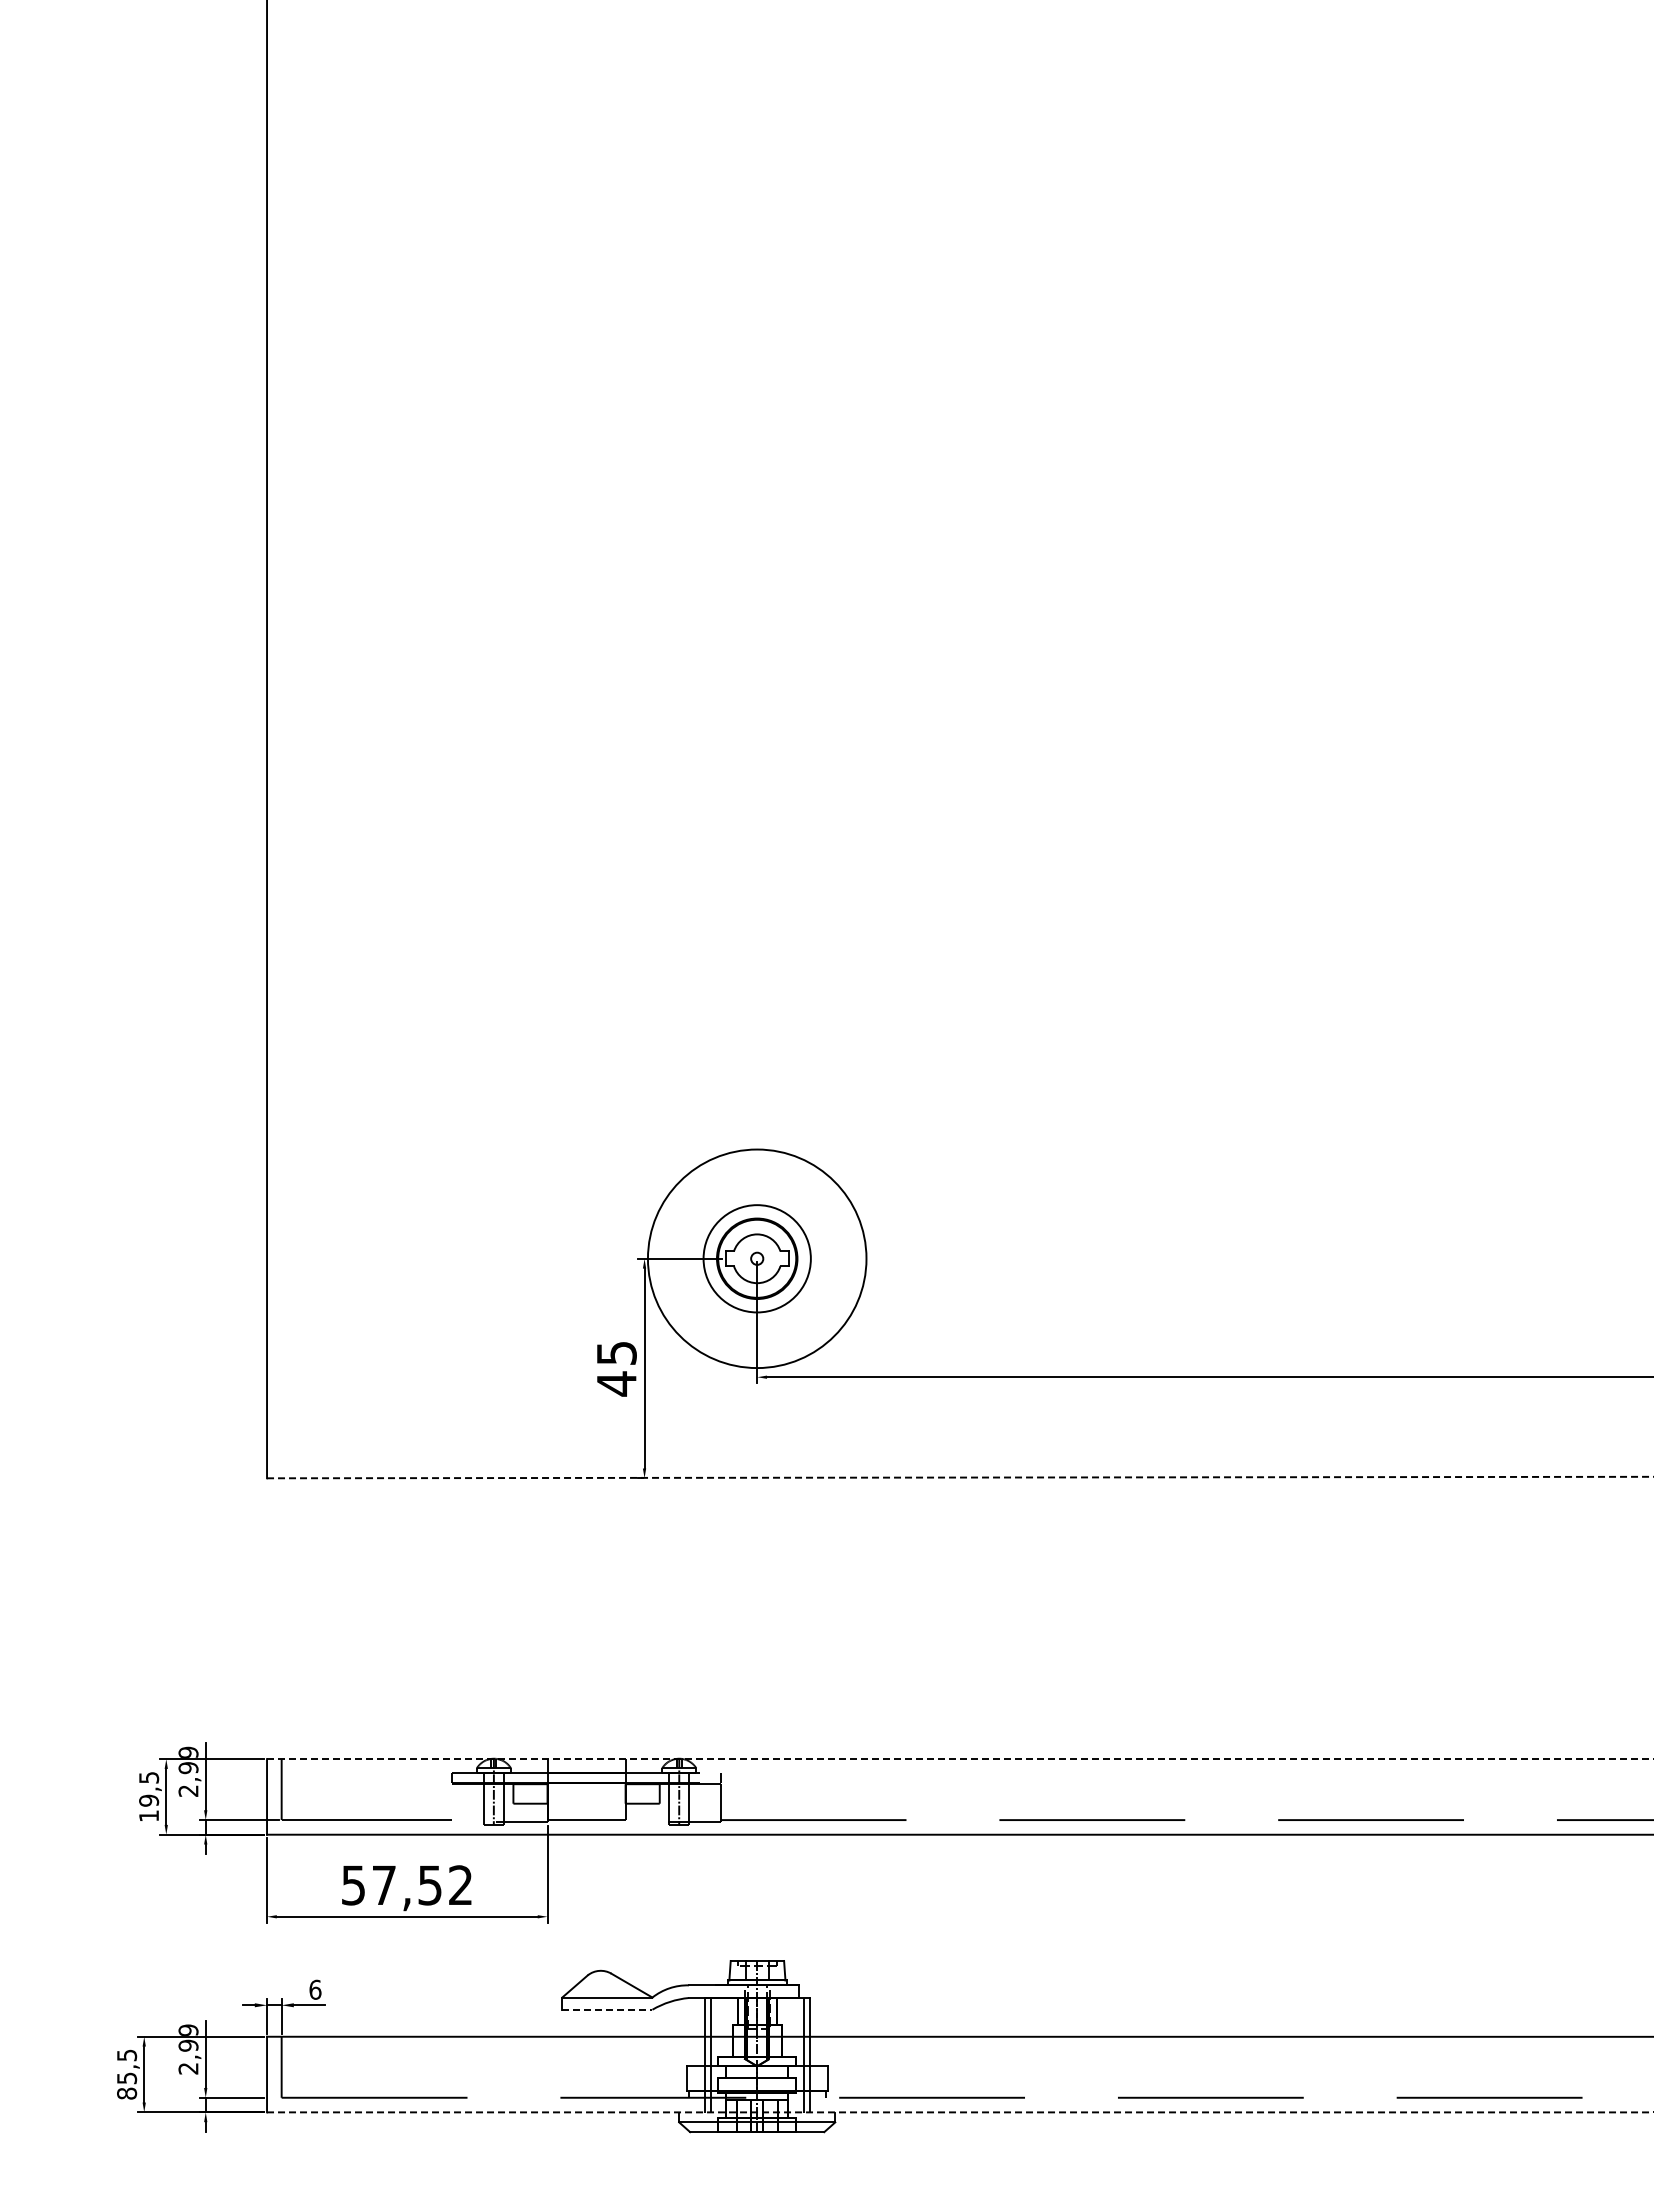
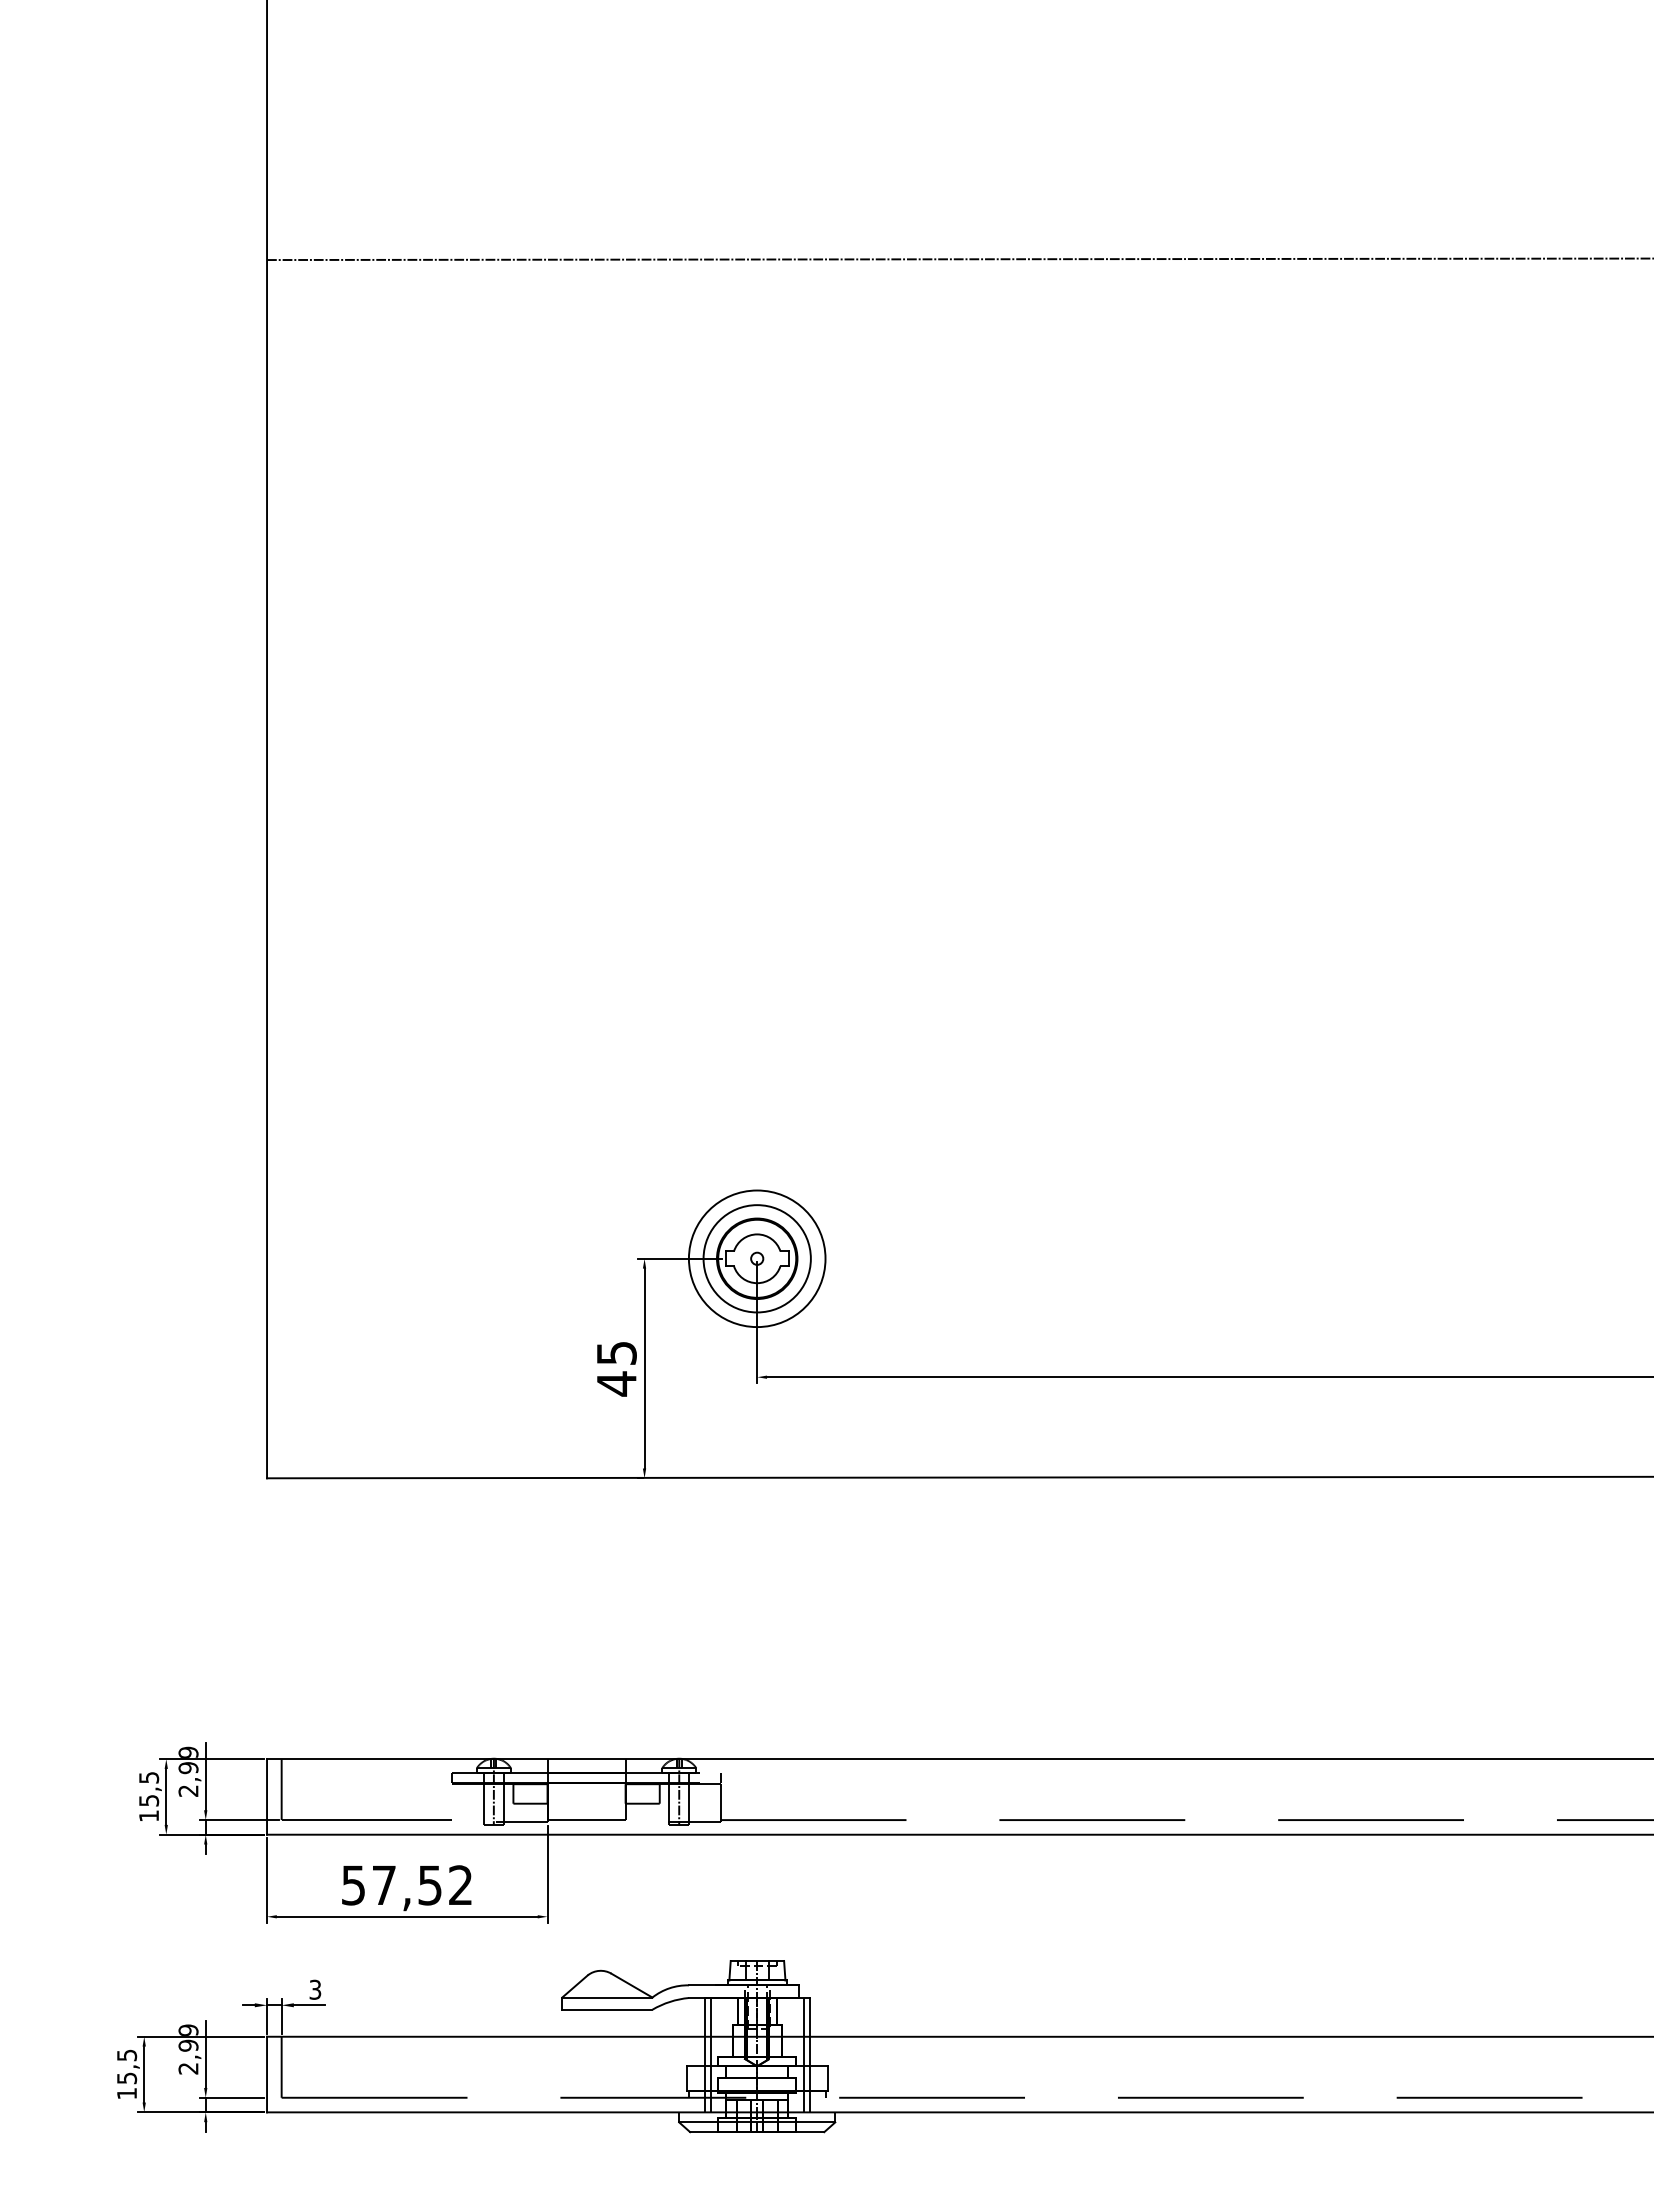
line: none -> present (958, 259)
circle diameter: 219 px -> 137 px (756, 1258)
line: dashed -> solid (960, 1477)
line: dashed -> solid (960, 1759)
text: 19,5 -> 15,5 (148, 1800)
text: 6 -> 3 (315, 1989)
line: dashed -> solid (607, 2009)
text: 85,5 -> 15,5 (127, 2093)
line: dashed -> solid (960, 2112)
